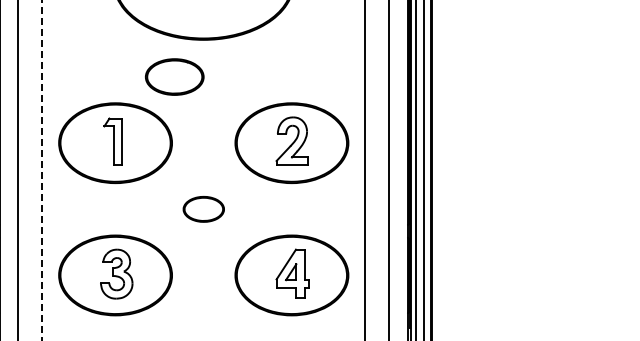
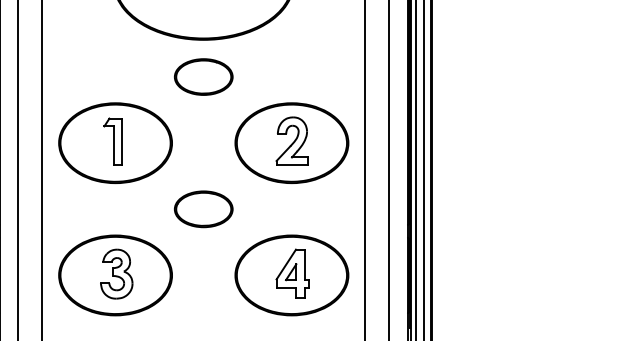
part position: (174, 76) -> (203, 76) (203, 76)
line: dashed -> solid (42, 170)
part size: 43x27 px -> 60x39 px (203, 209)
